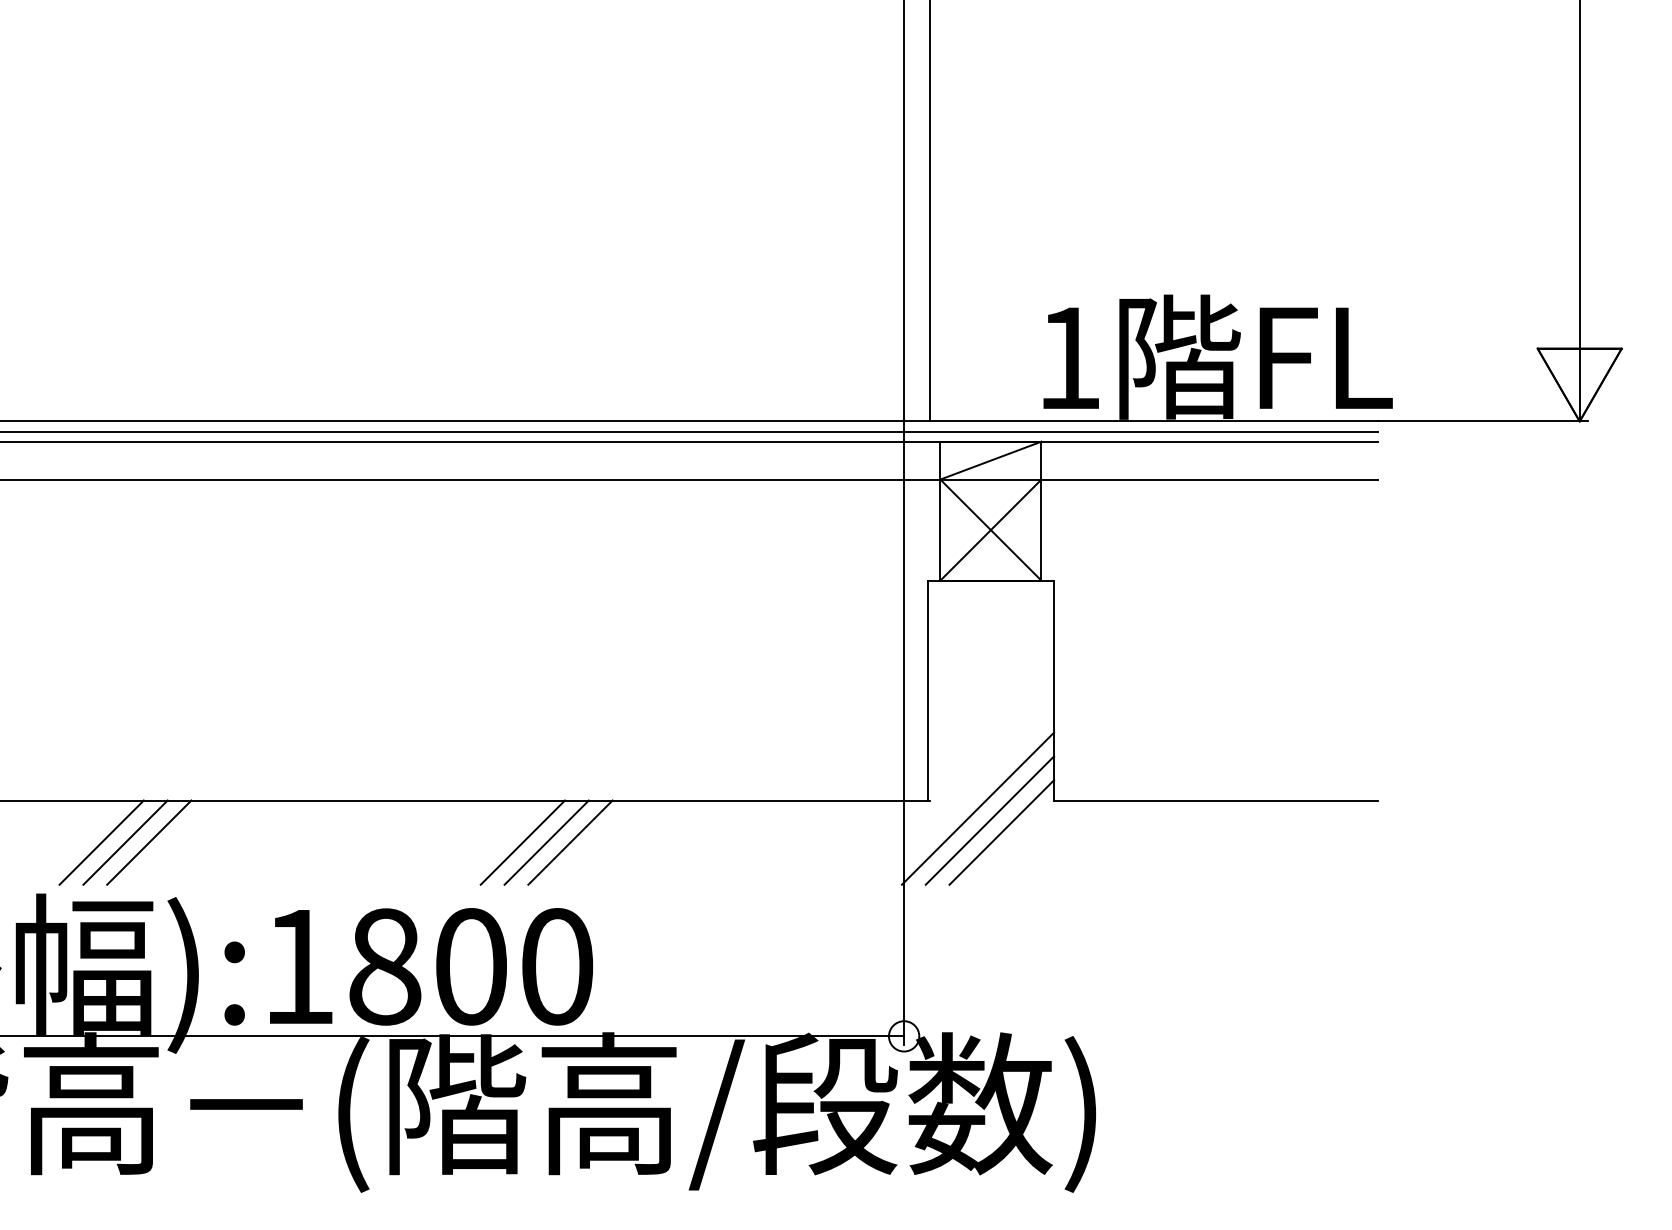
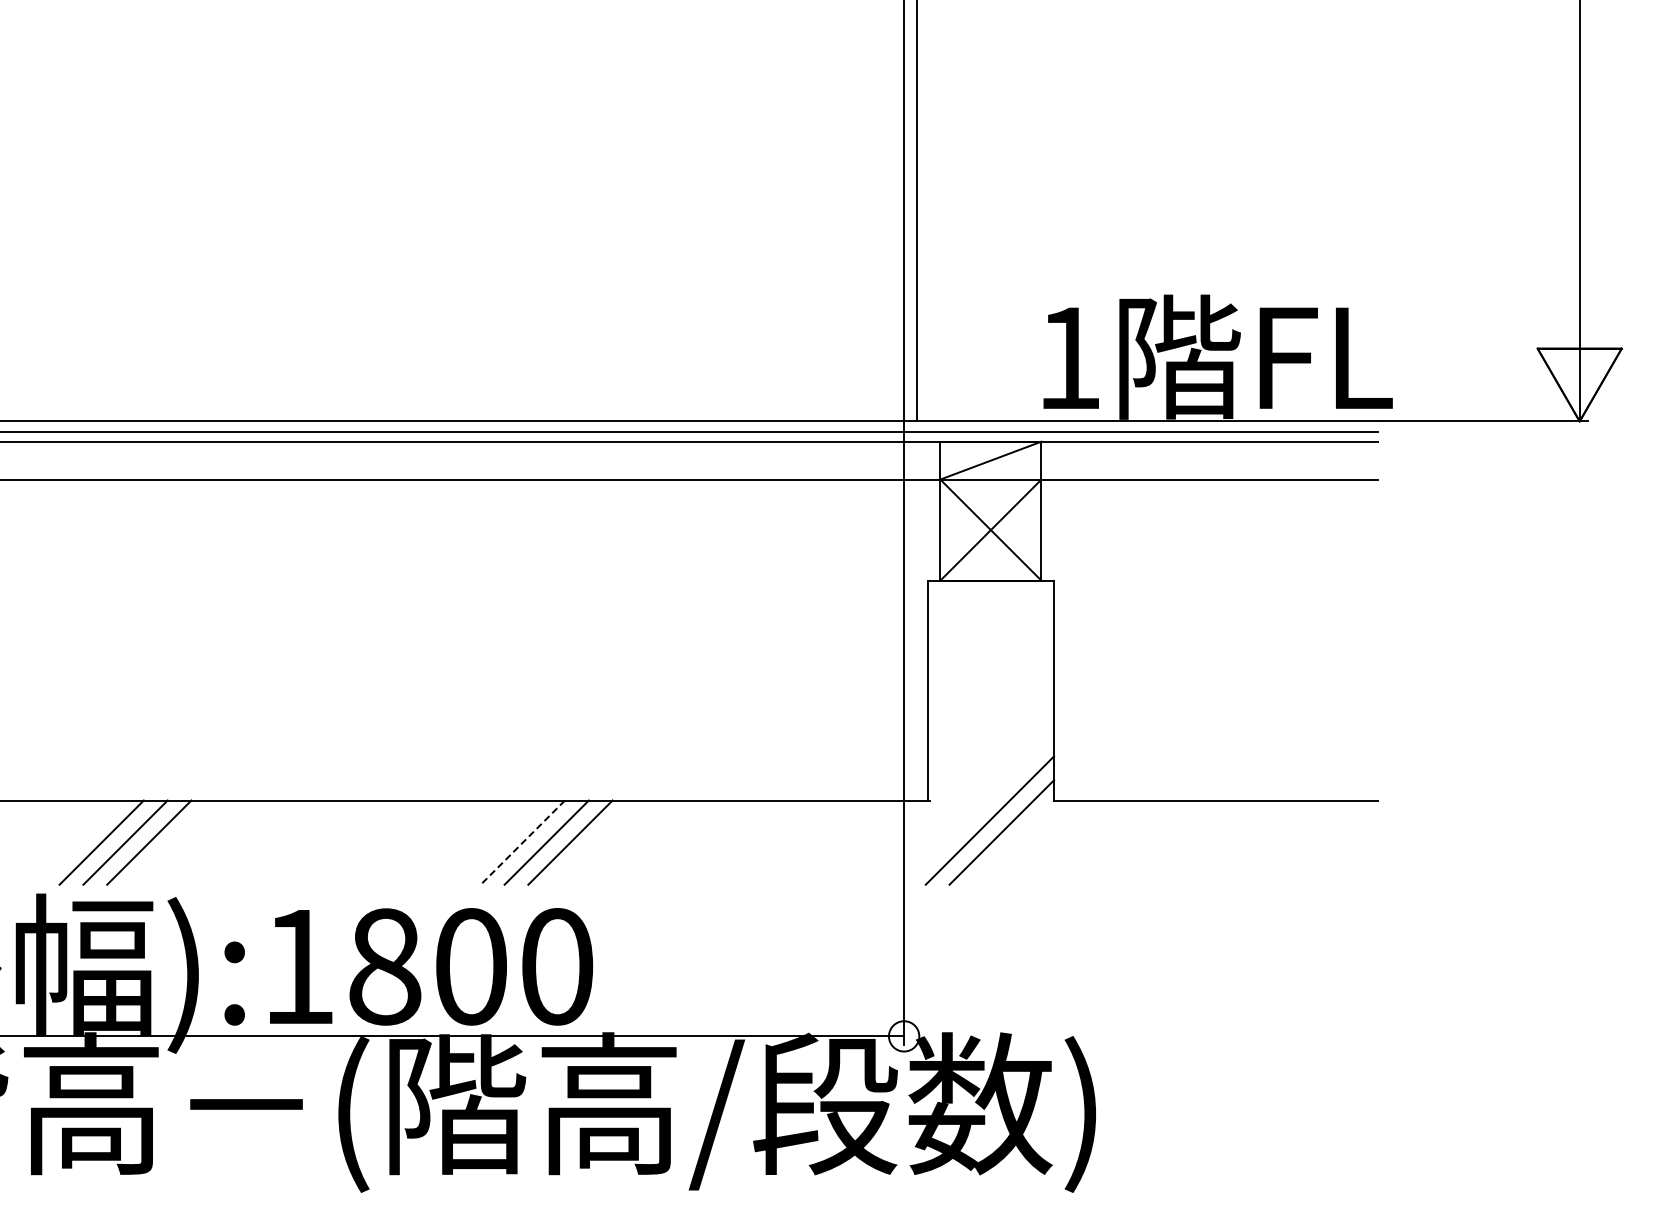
line position: (930, 211) -> (917, 211) (917, 211)
line: present -> none (977, 808)
line: solid -> dashed (522, 842)
